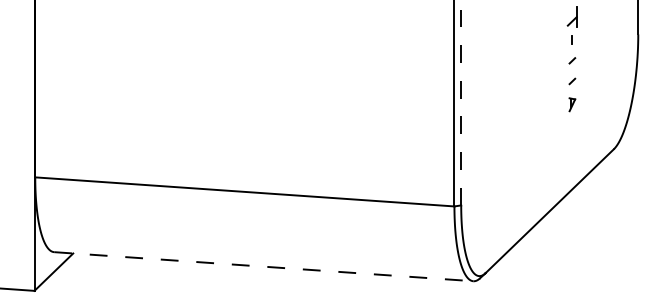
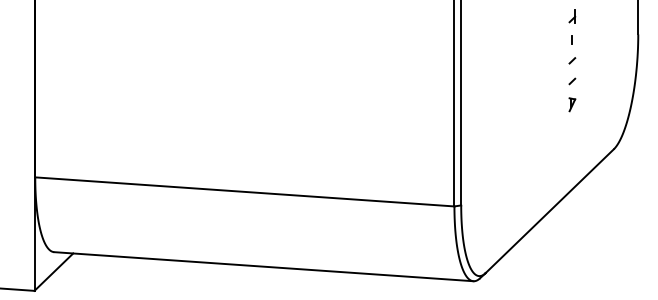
part size: 12x22 px -> 9x15 px (572, 16)
line: dashed -> solid (461, 102)
line: dashed -> solid (264, 266)
